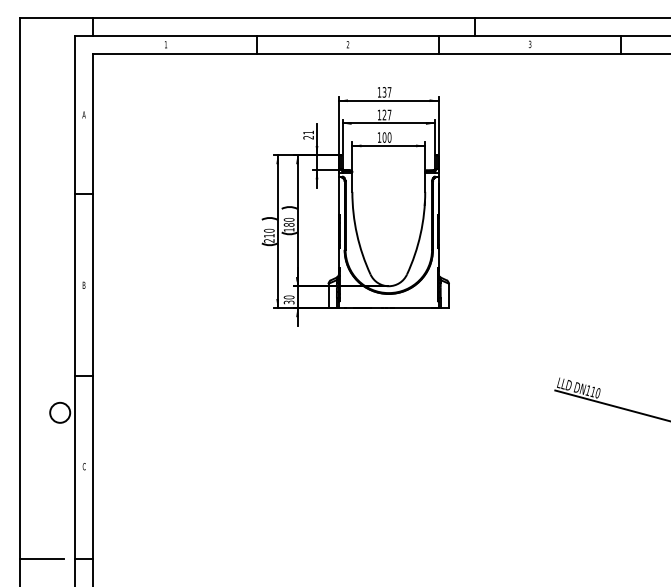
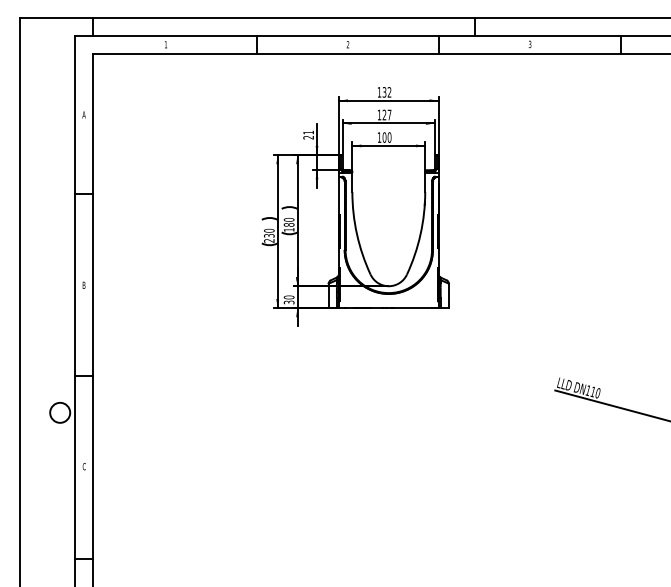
text: 137 -> 132 (389, 92)
text: 210 -> 230 (269, 235)
line: present -> none (41, 558)
